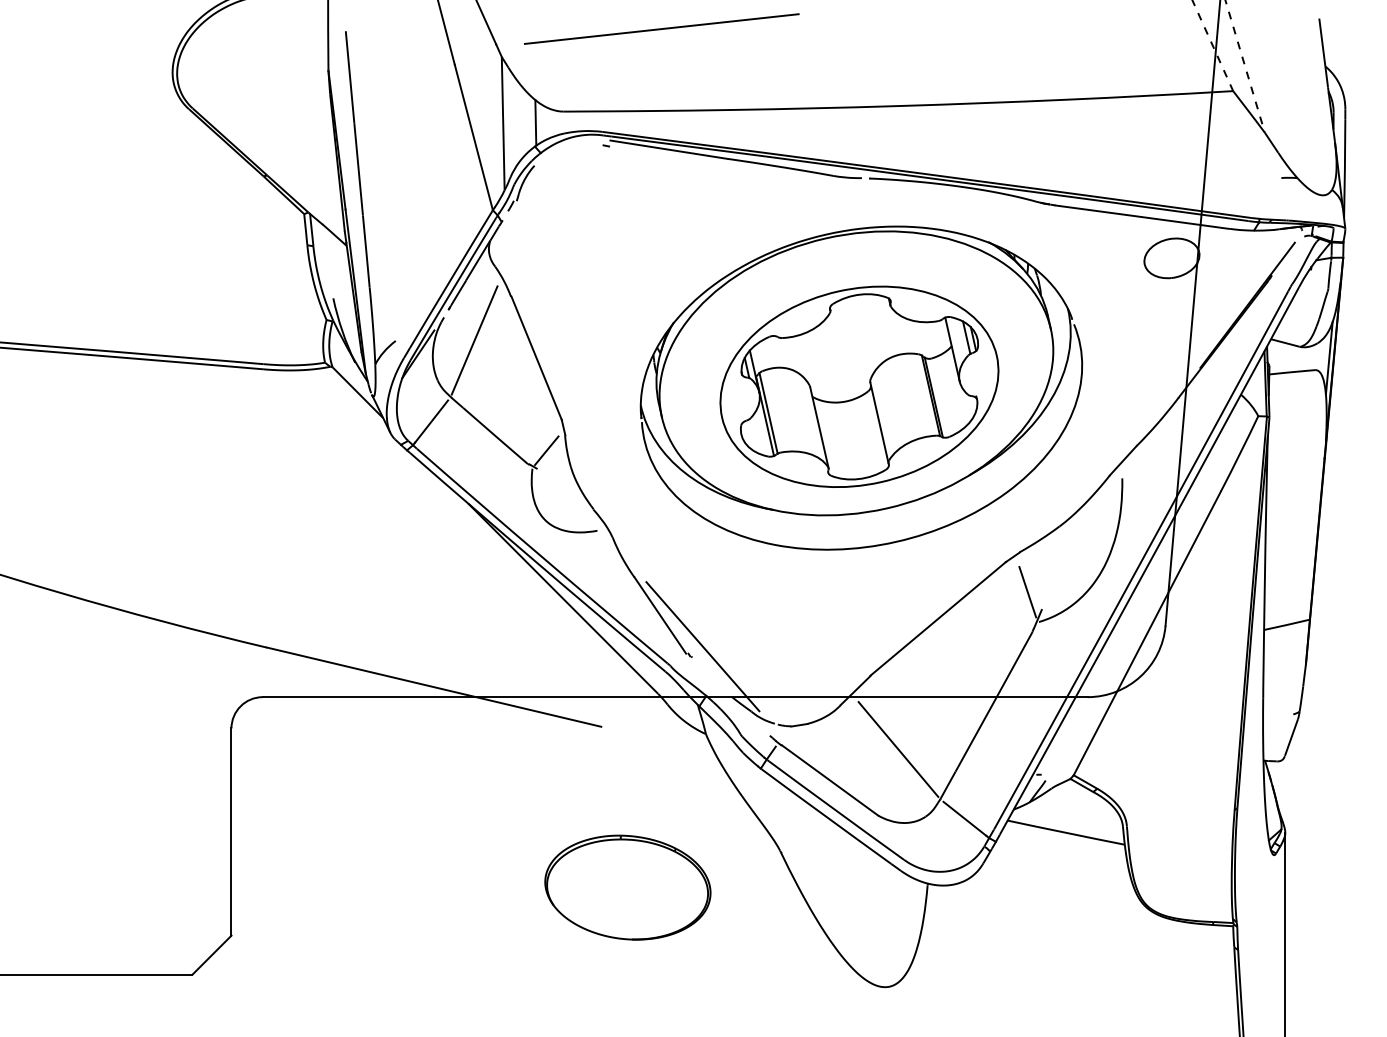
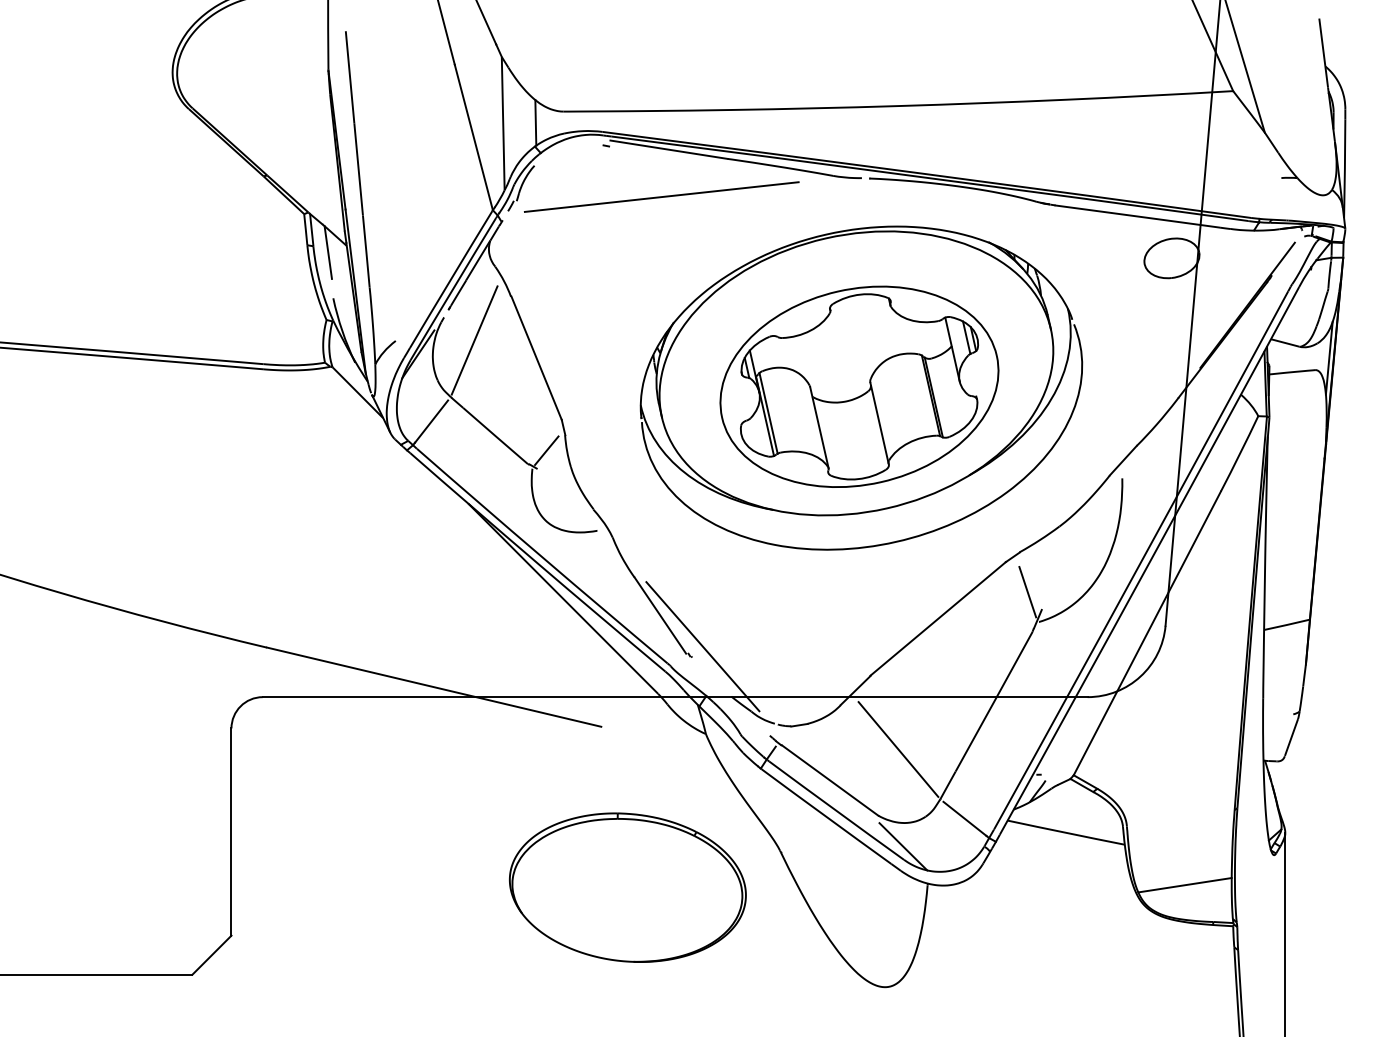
line position: (661, 28) -> (661, 196) (661, 196)
line: dashed -> solid (1212, 45)
line: dashed -> solid (1245, 66)
line: none -> present (327, 252)
line: none -> present (903, 846)
line: none -> present (1184, 885)
part size: 168x107 px -> 238x151 px (627, 887)
